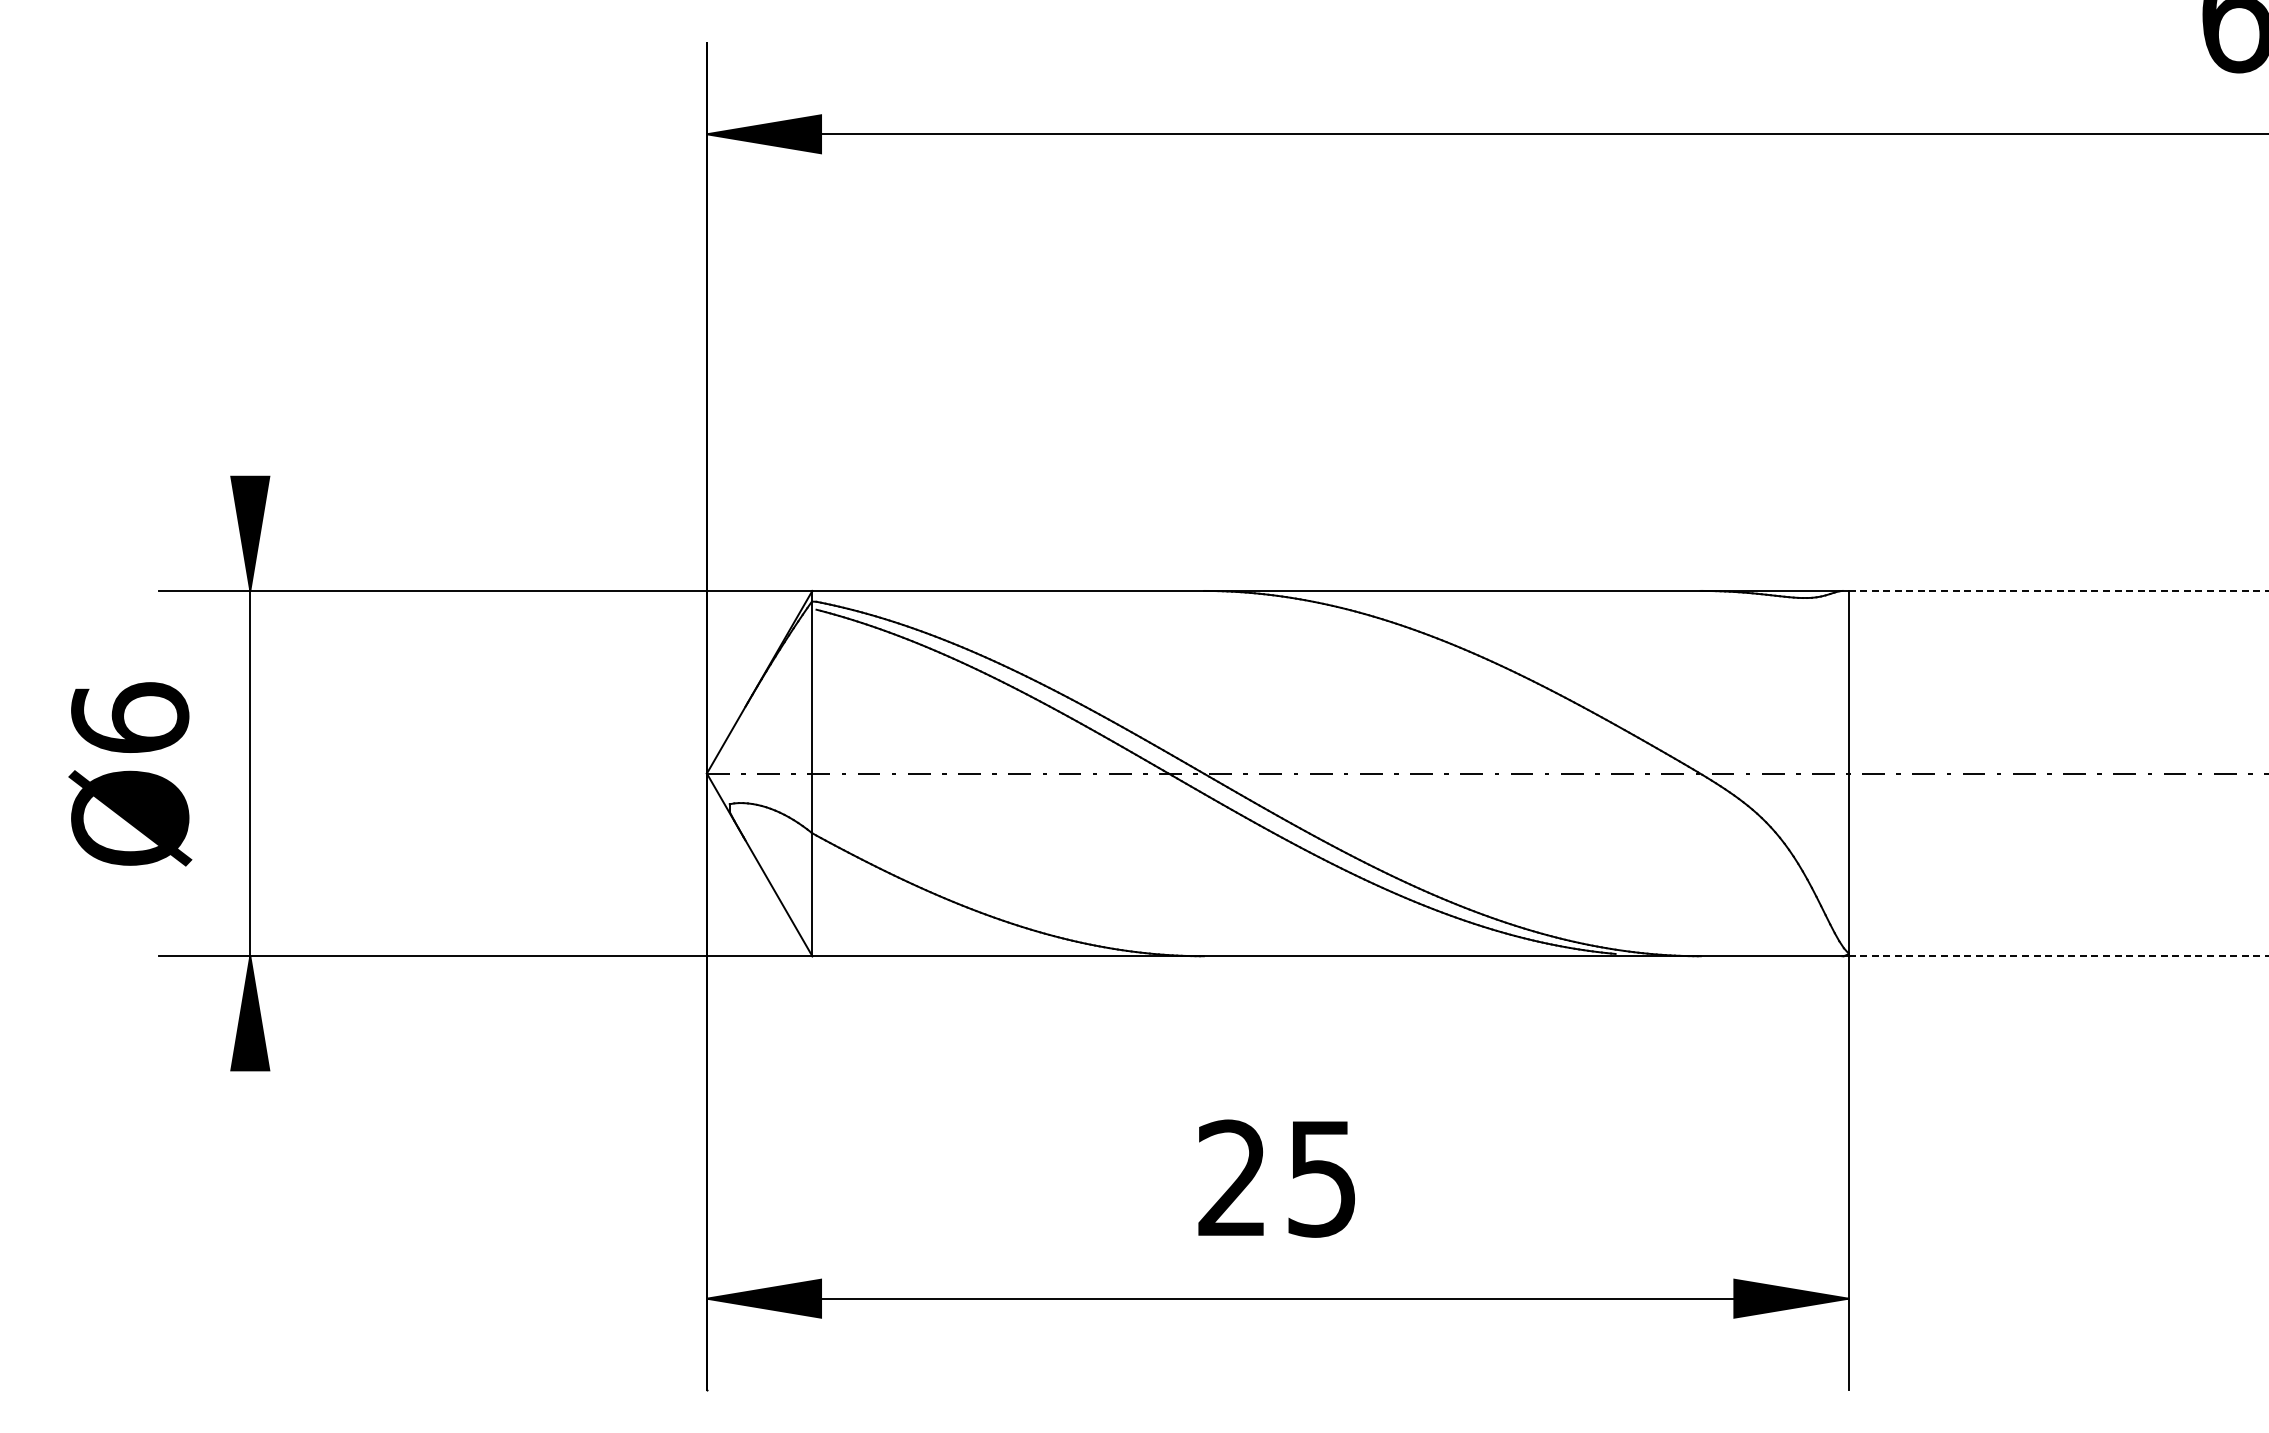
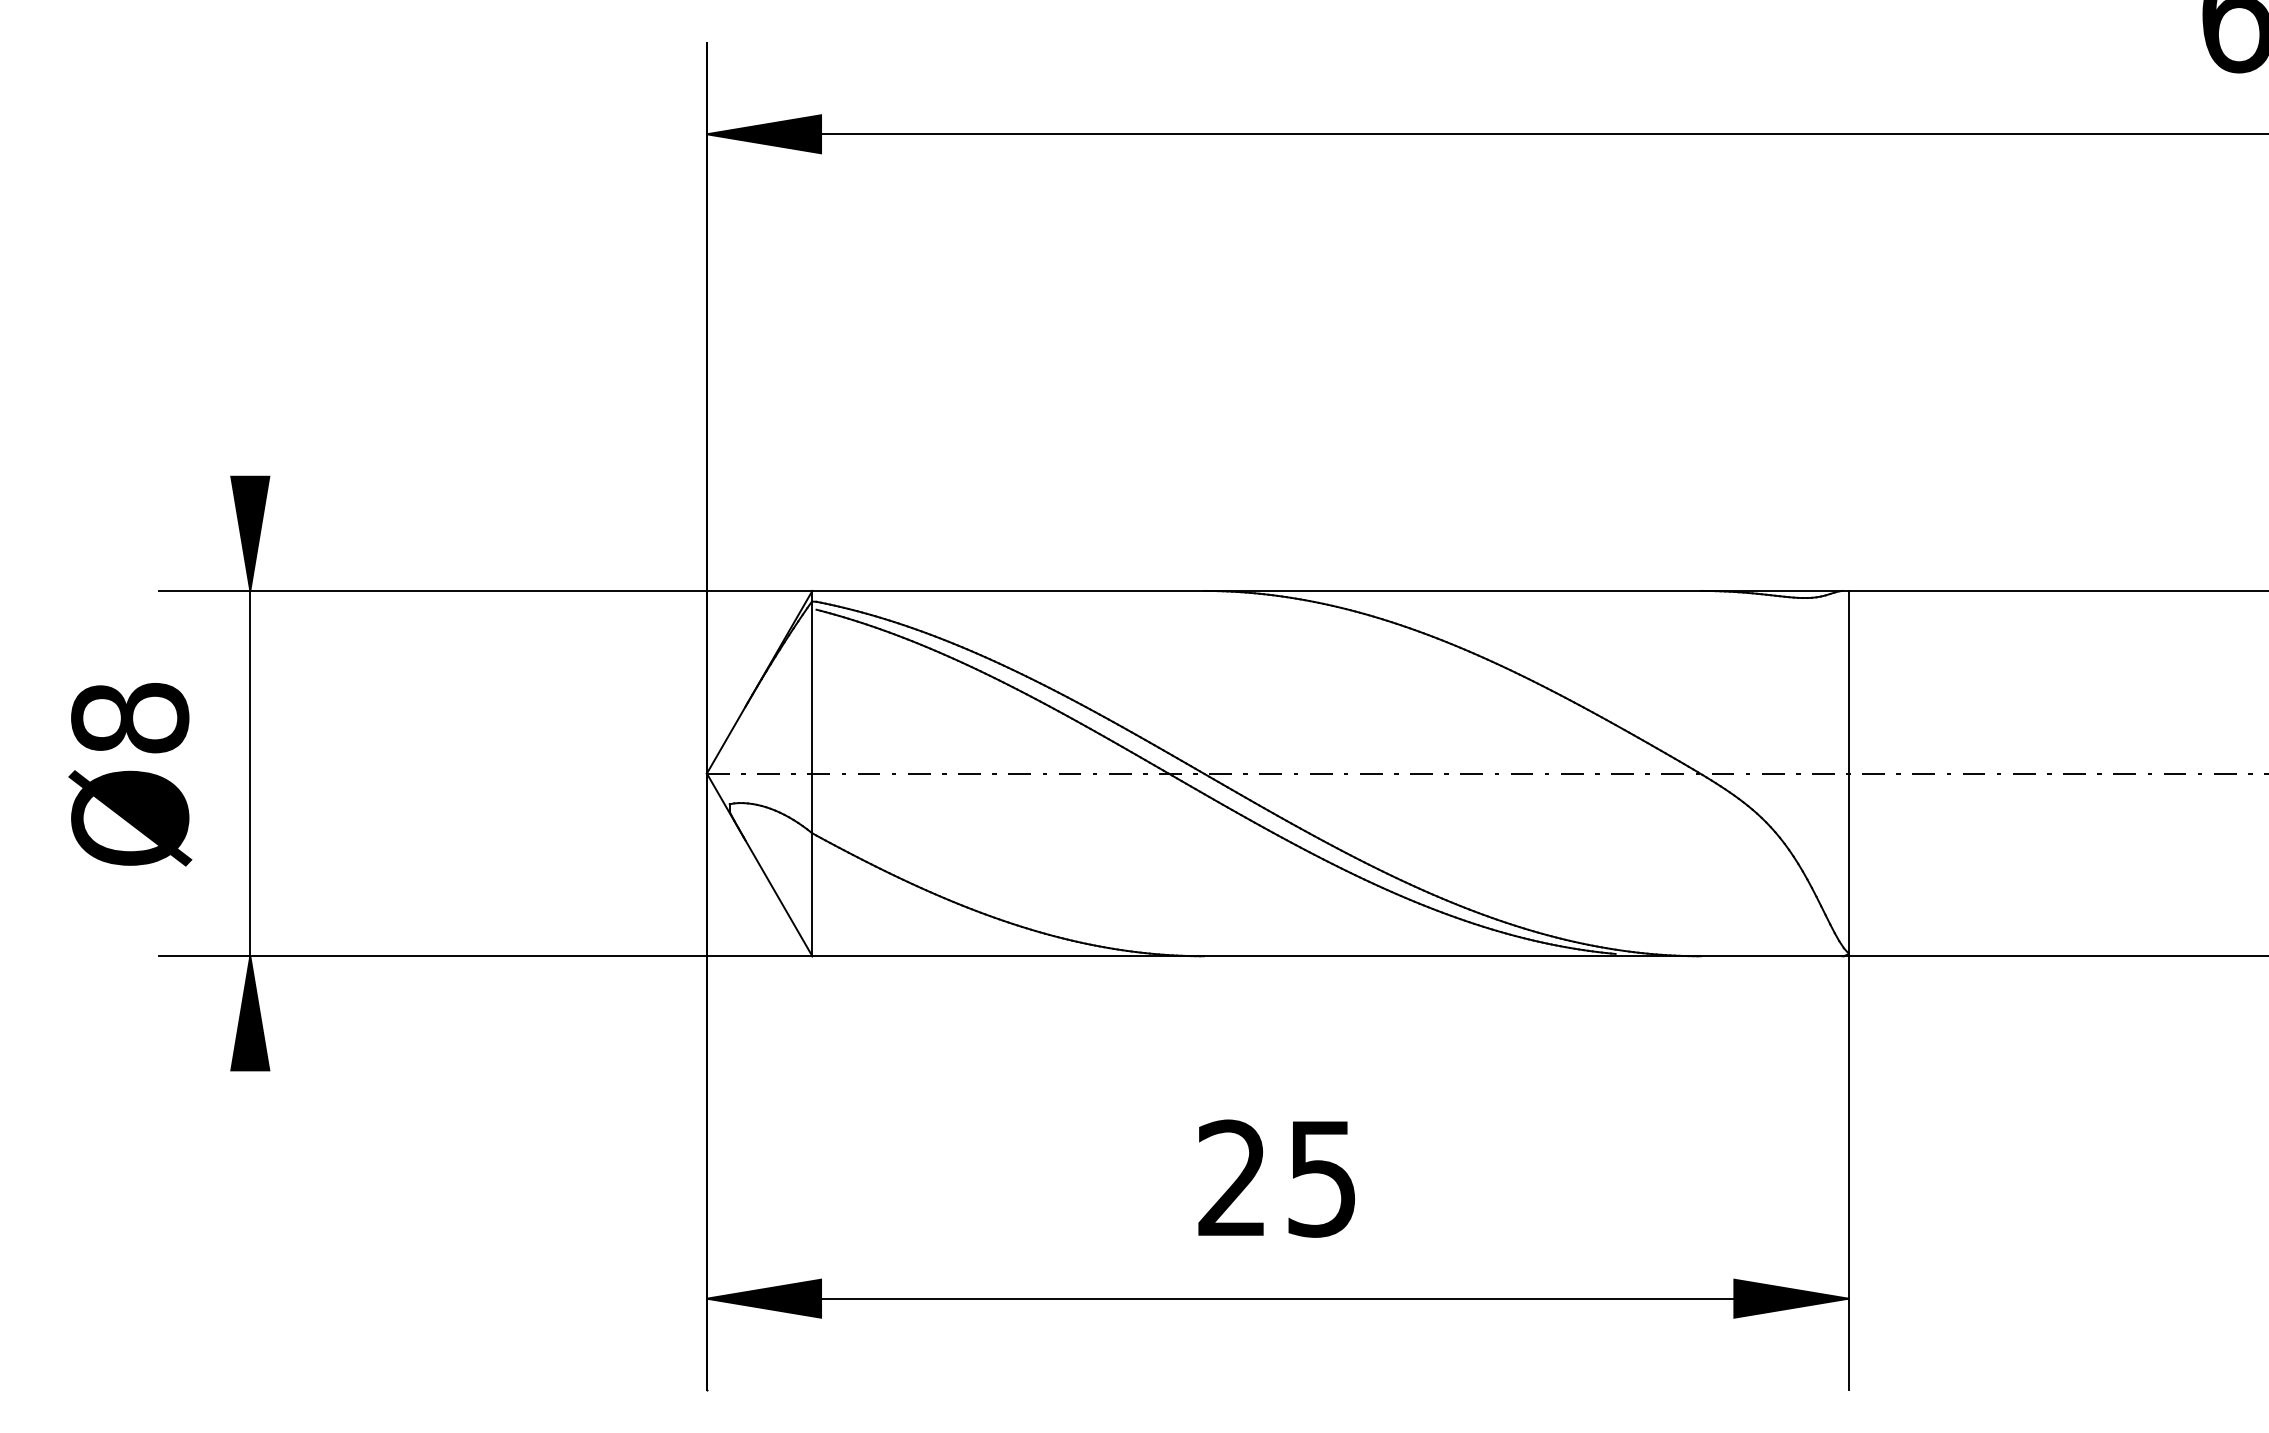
line: dashed -> solid (2058, 590)
text: Ø6 -> Ø8 (130, 717)
line: dashed -> solid (2058, 956)
